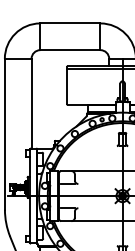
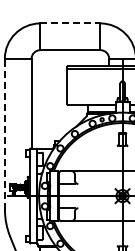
line: solid -> dashed (70, 23)
line: solid -> dashed (4, 133)
